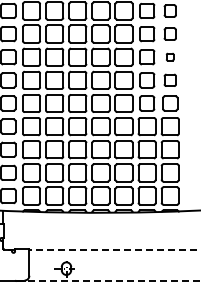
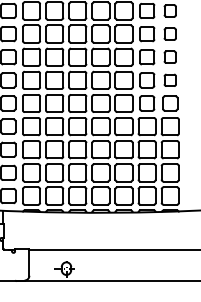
part size: 10x10 px -> 14x14 px (169, 56)
line: dashed -> solid (114, 249)
line: dashed -> solid (108, 281)
